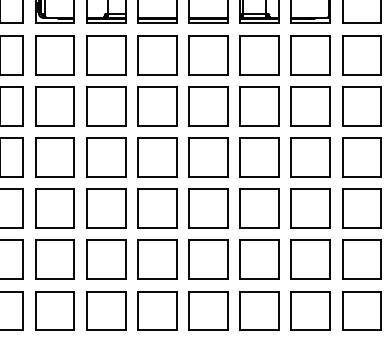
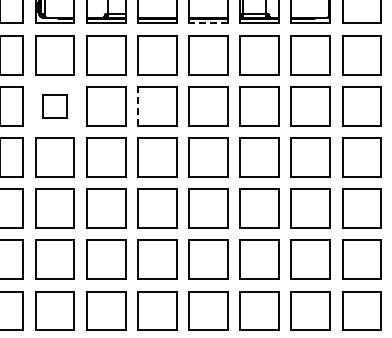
line: solid -> dashed (207, 23)
line: solid -> dashed (138, 105)
part size: 40x41 px -> 26x25 px (54, 106)
